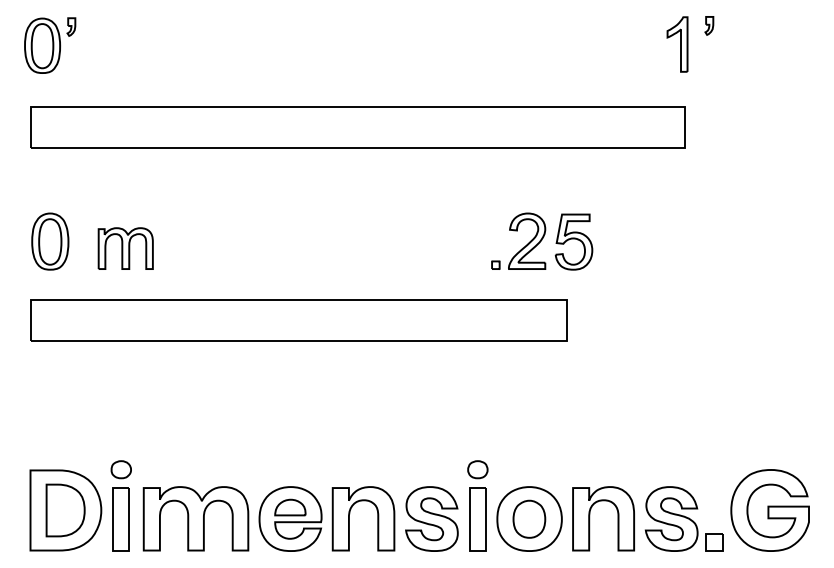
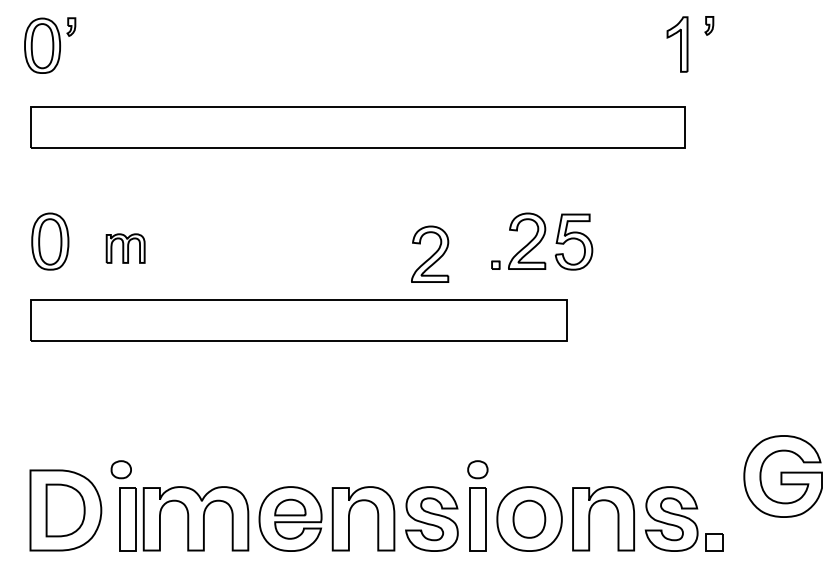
part size: 57x43 px -> 41x31 px (125, 248)
part: none -> present (430, 253)
part position: (769, 510) -> (782, 476) (782, 476)
part position: (120, 519) -> (127, 519) (127, 519)
